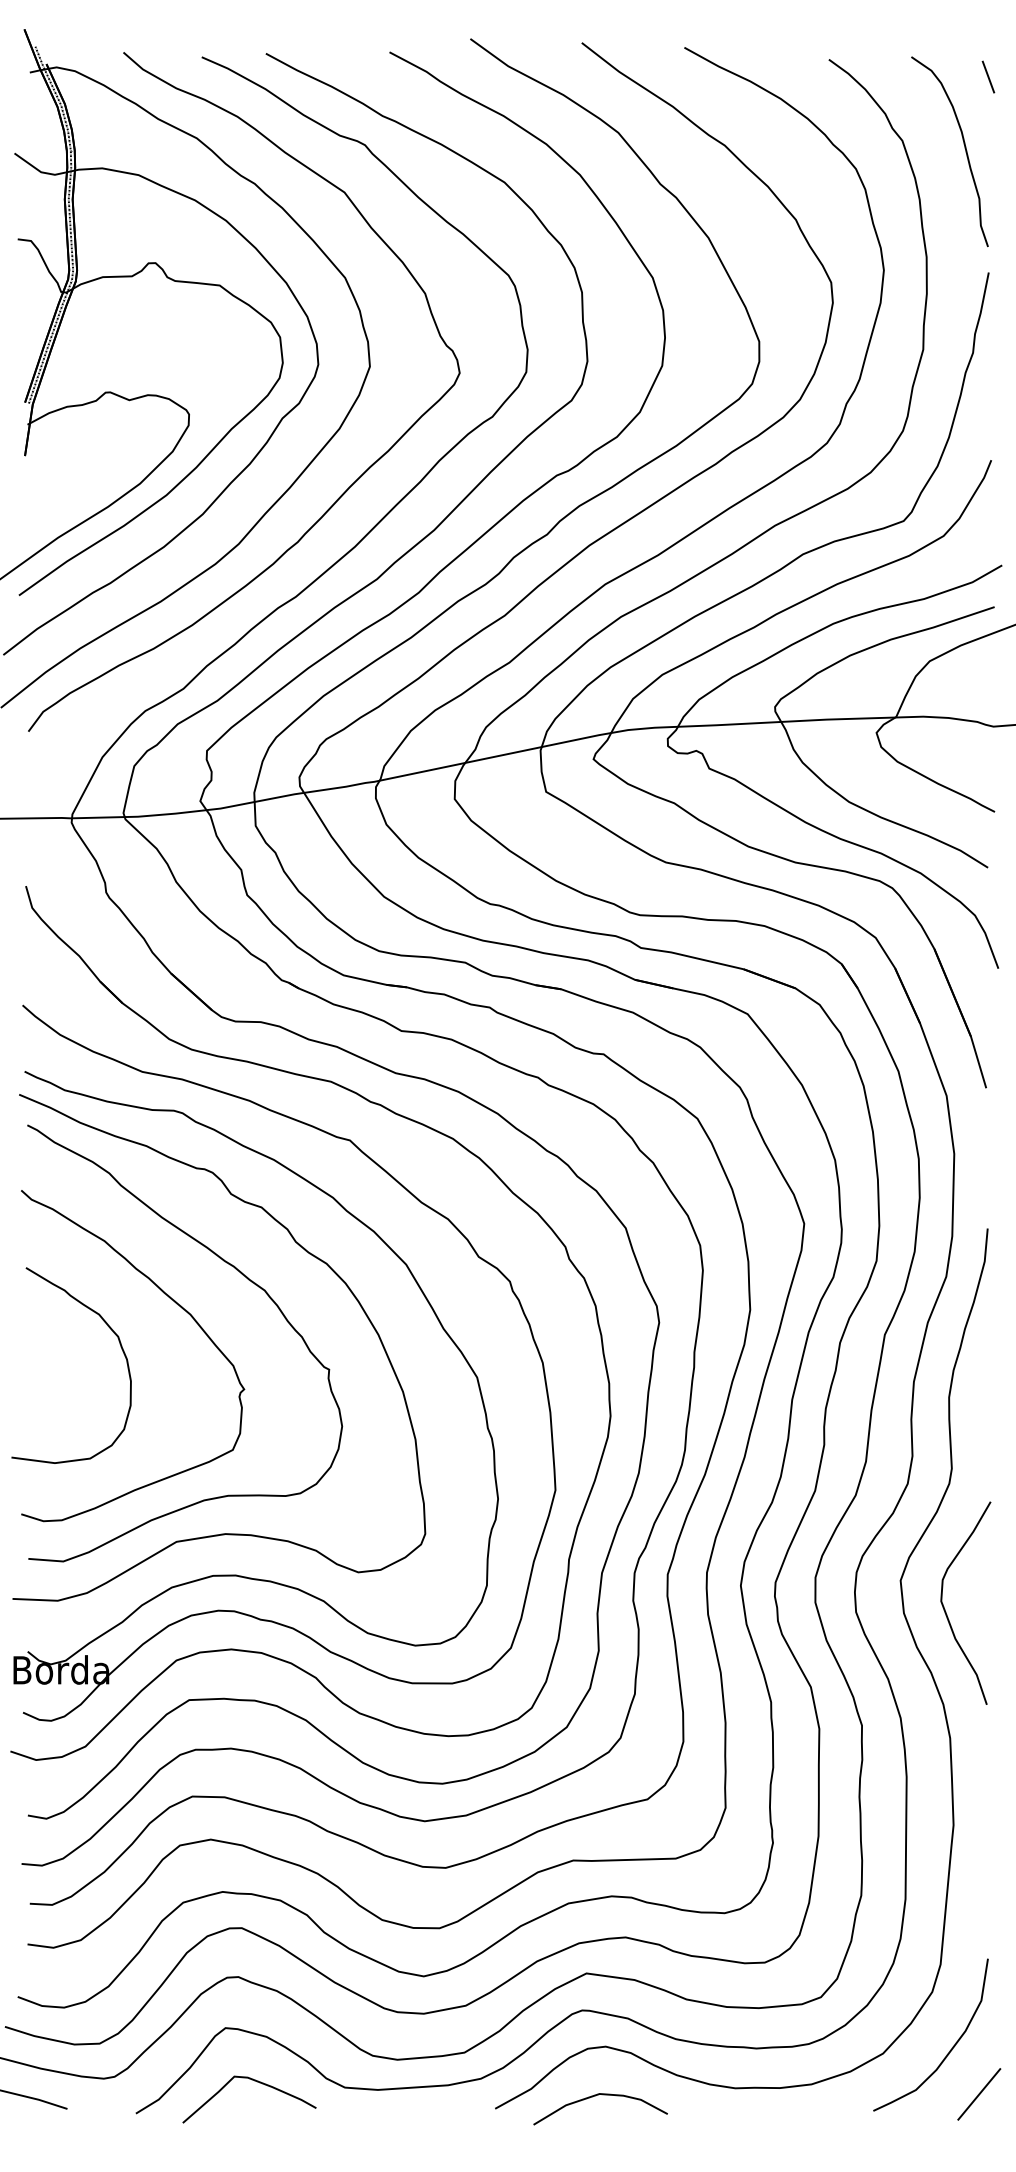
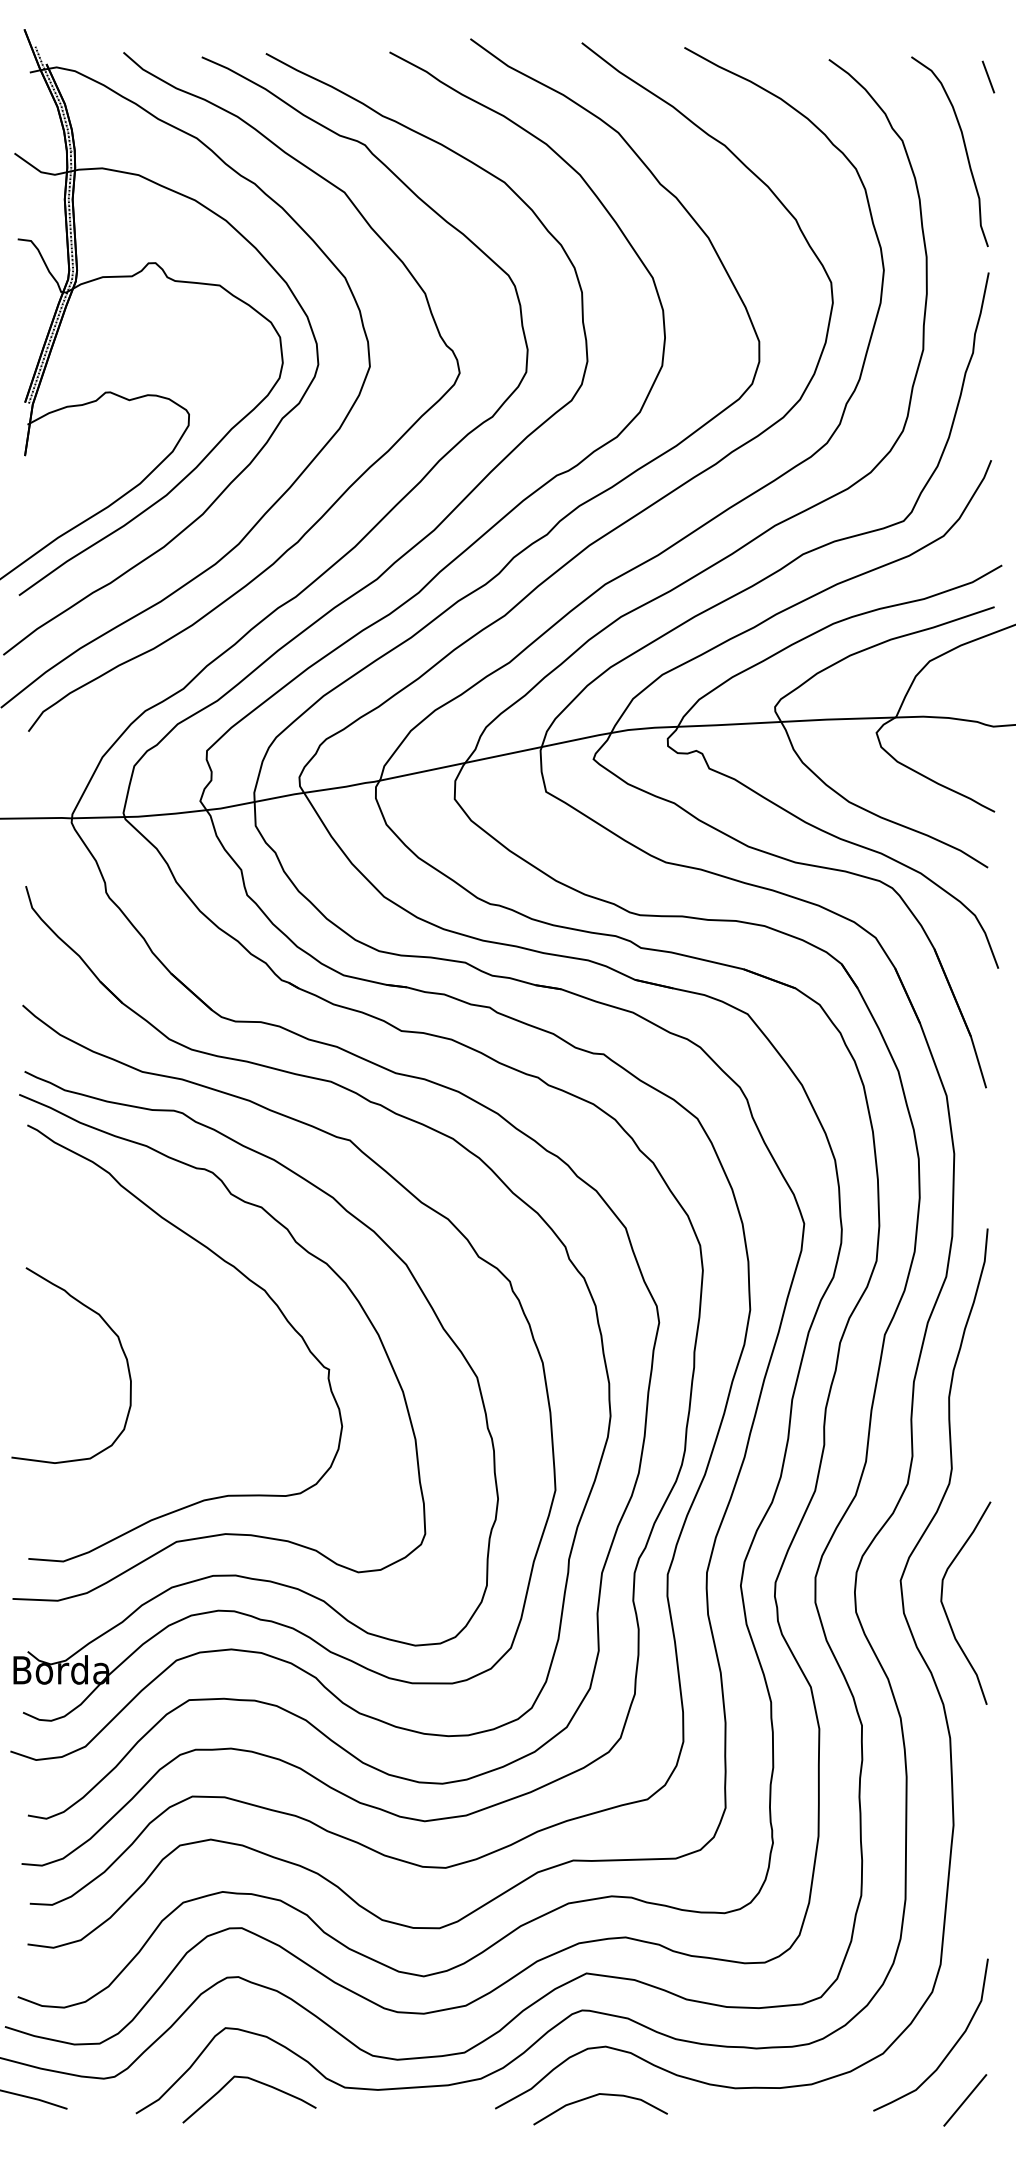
part: present -> none (176, 1304)
line position: (979, 2094) -> (965, 2100) (965, 2100)
